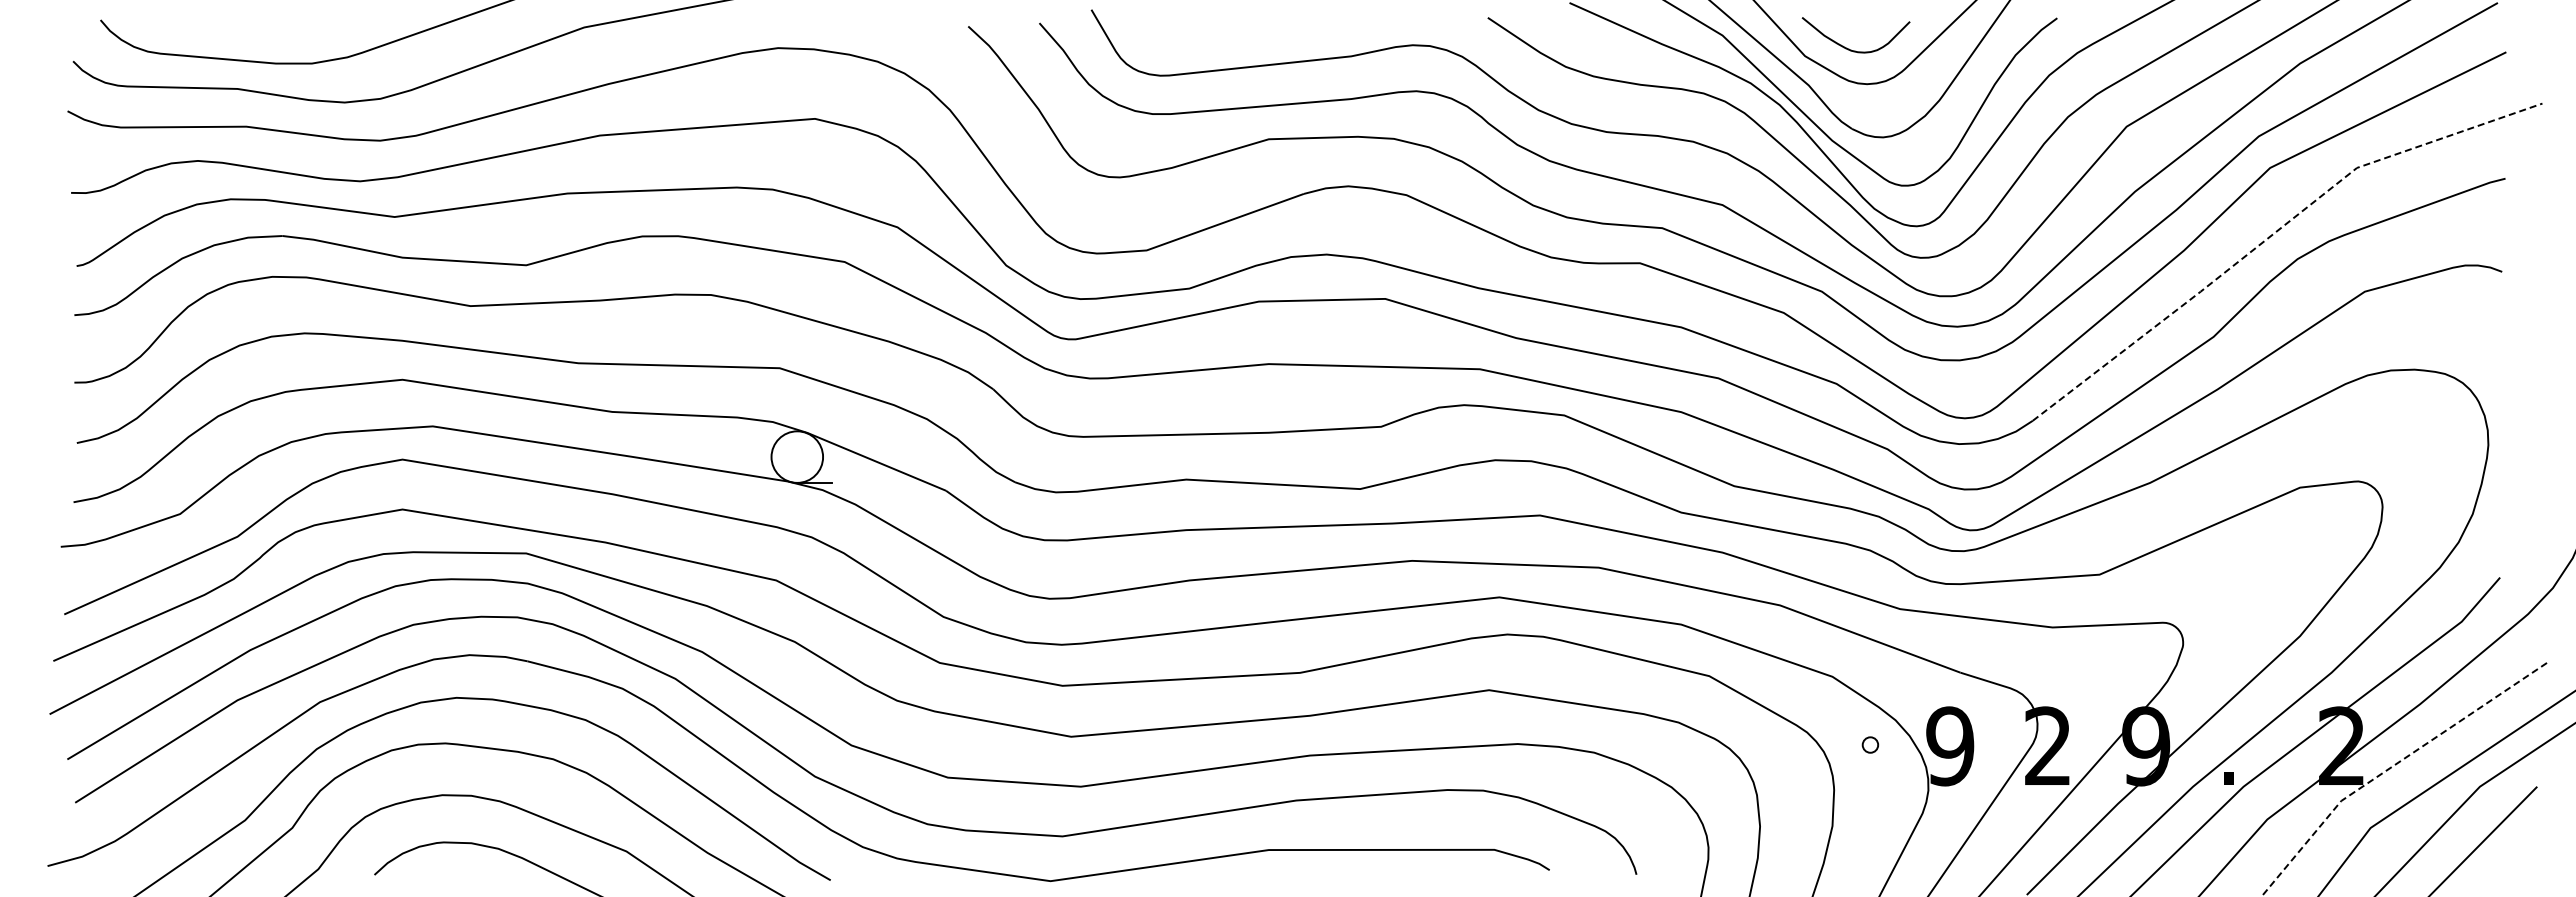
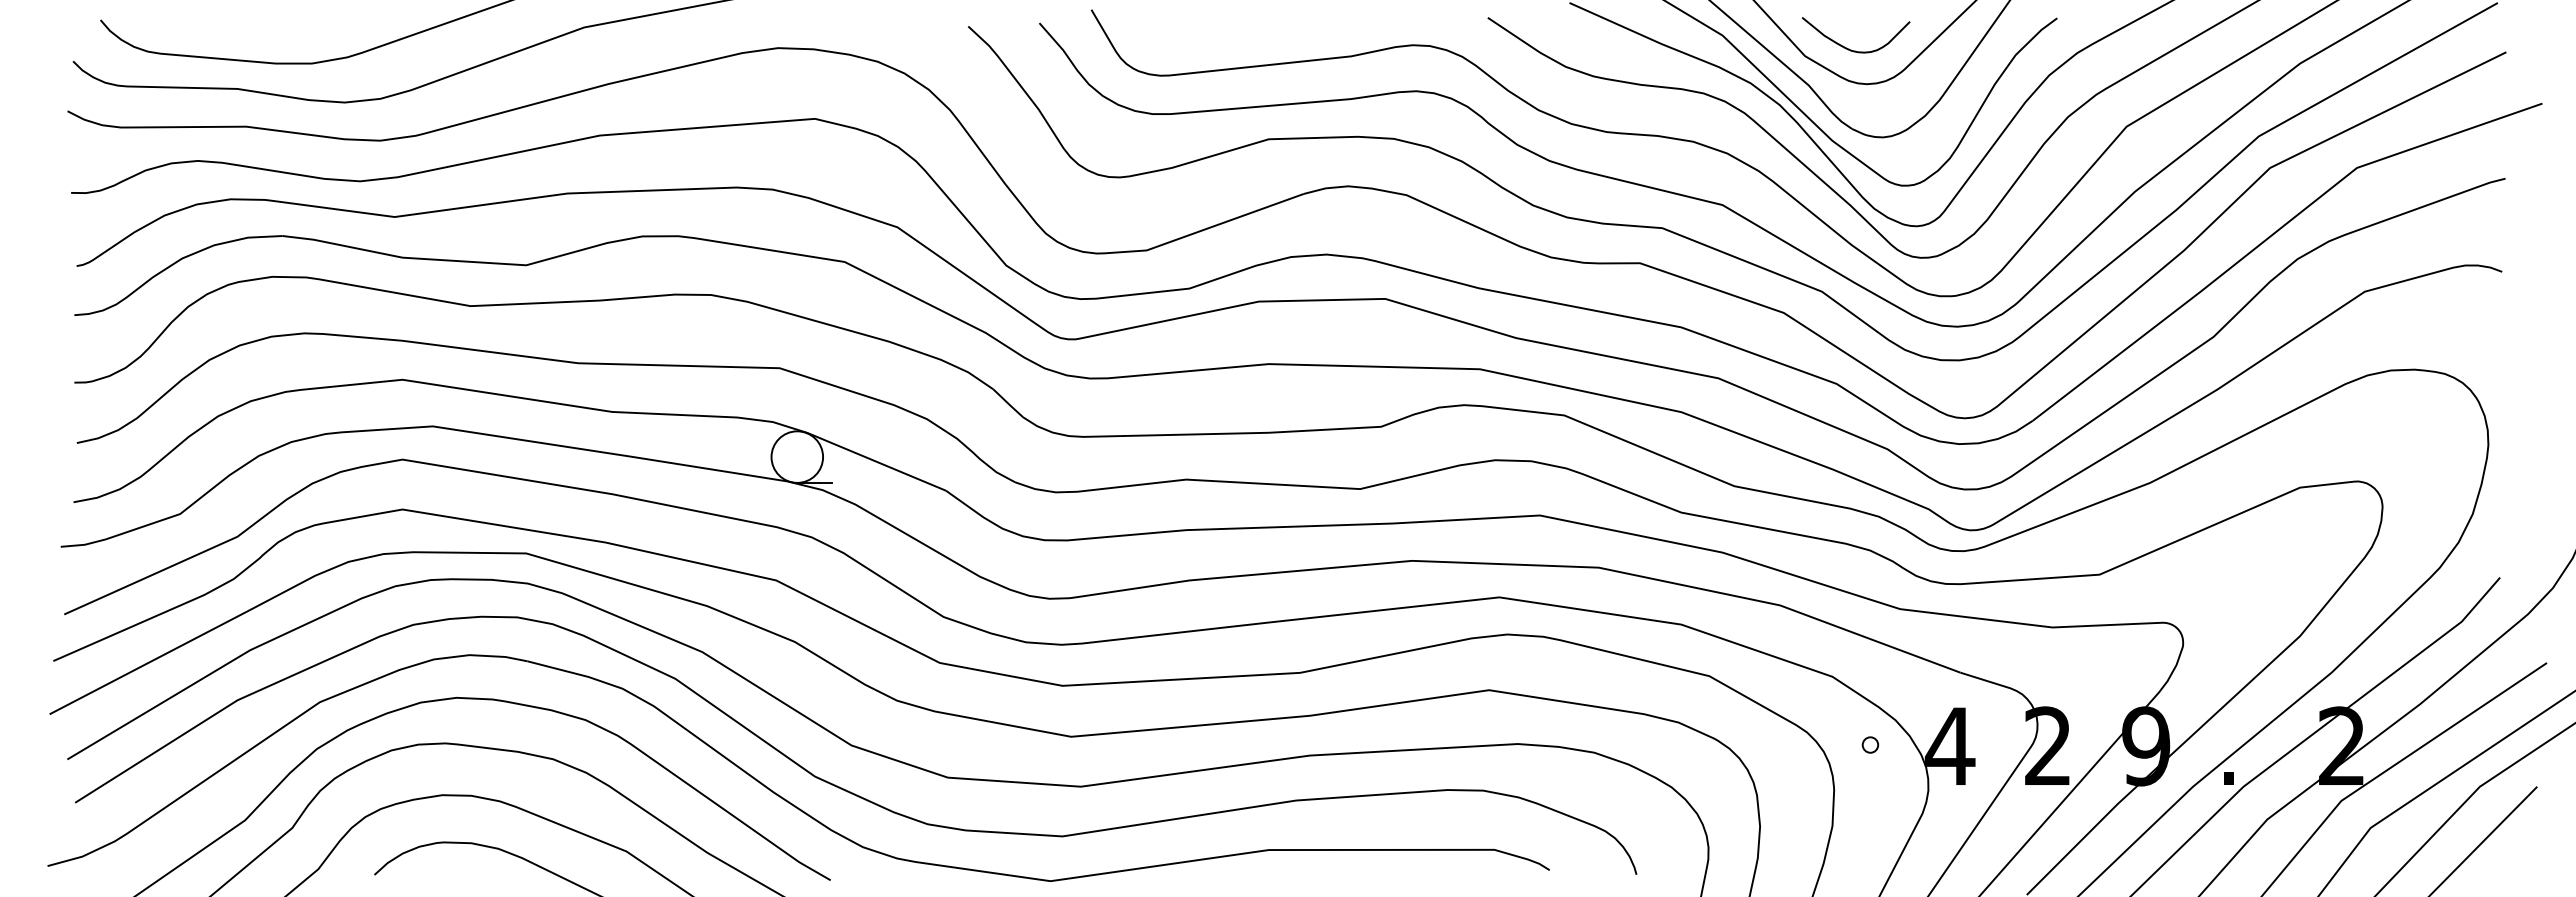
line: dashed -> solid (2273, 234)
text: 9 -> 4 (1949, 746)
line: dashed -> solid (2391, 767)
